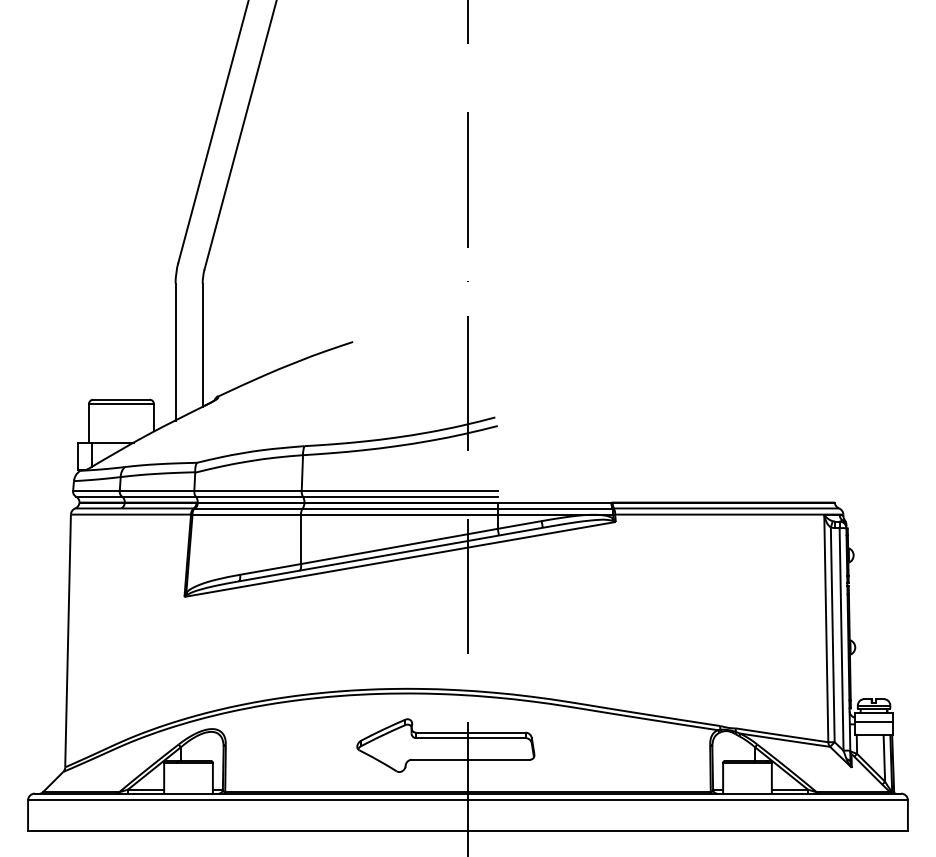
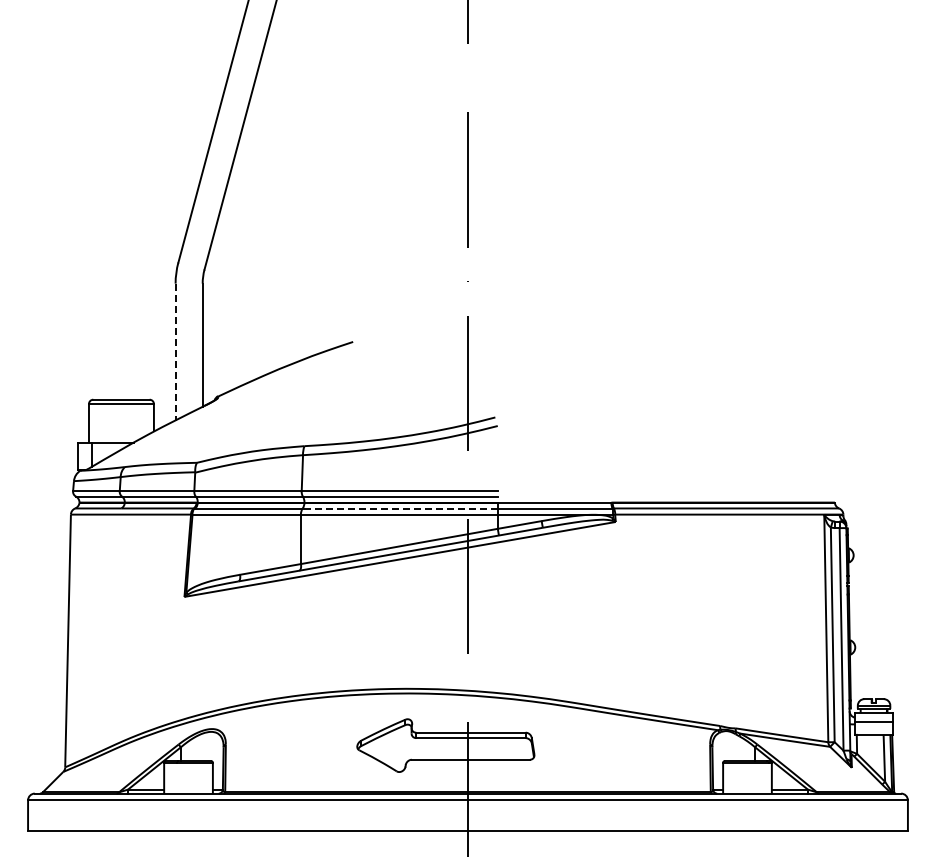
line: solid -> dashed (175, 352)
line: solid -> dashed (400, 508)
